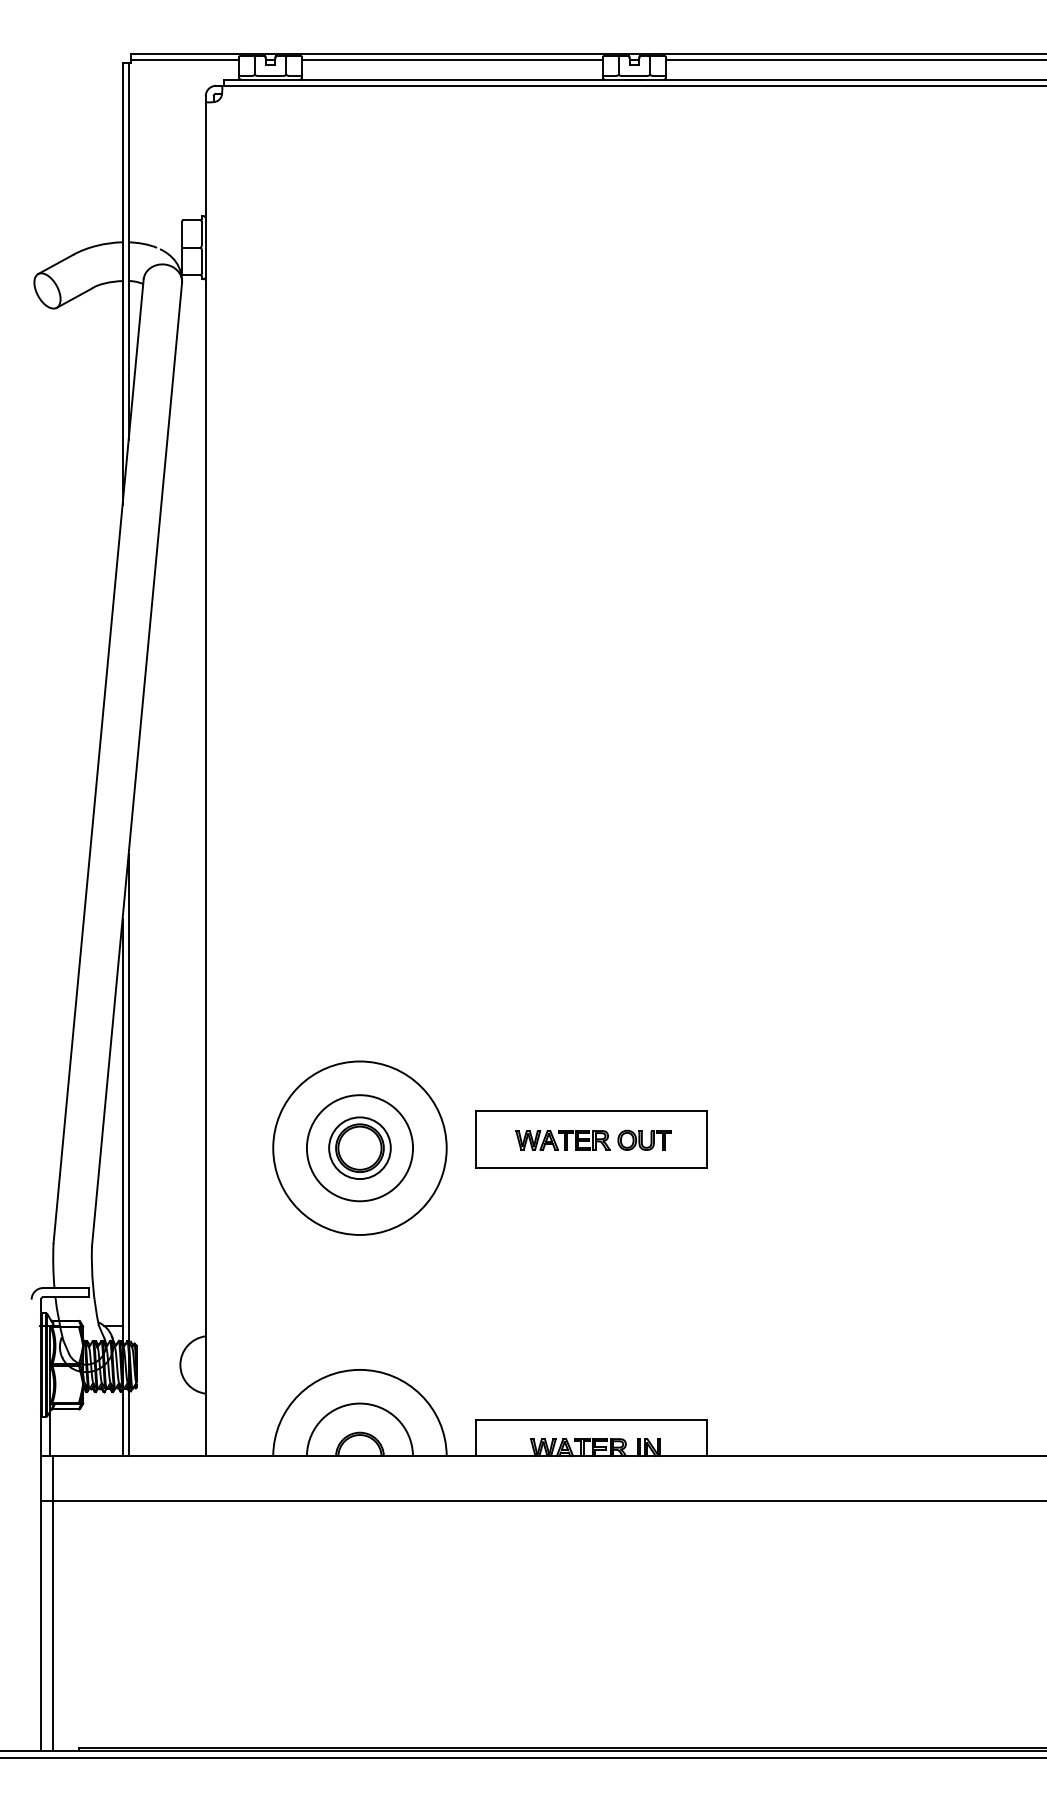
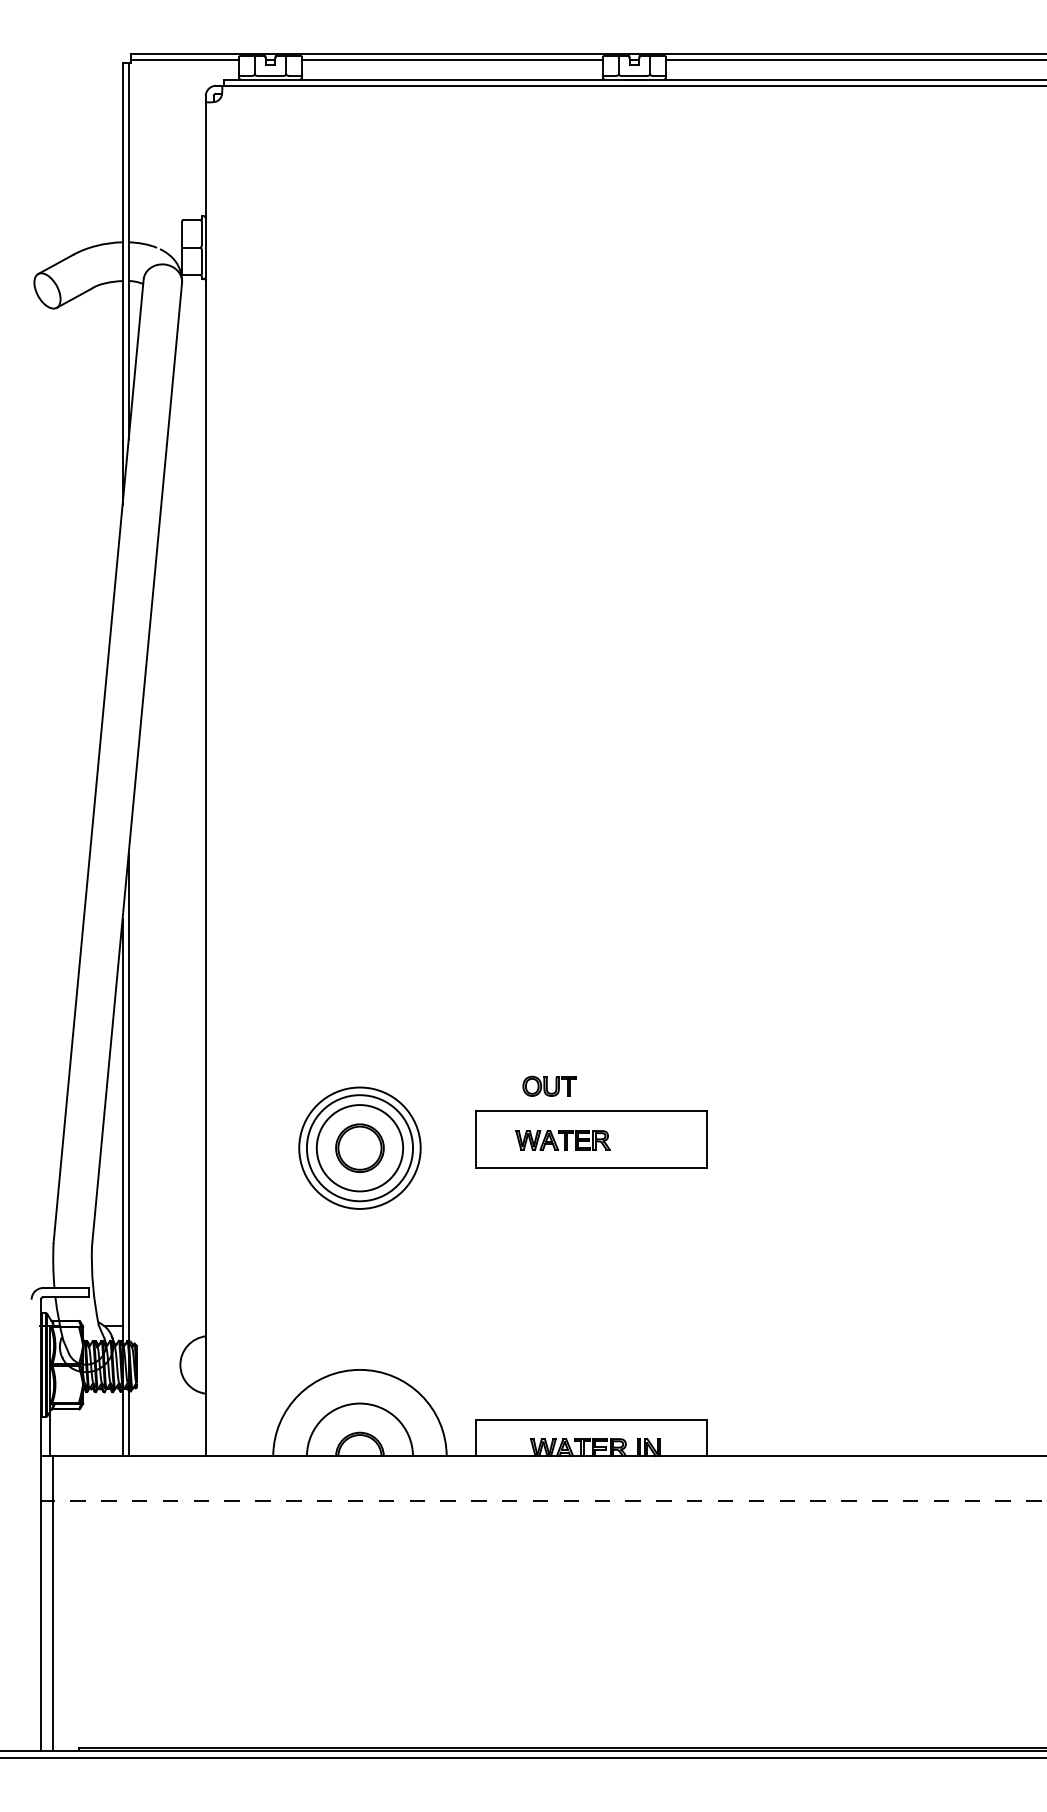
part position: (644, 1139) -> (549, 1085) (549, 1085)
circle diameter: 173 px -> 121 px (359, 1147)
circle diameter: 62 px -> 86 px (359, 1148)
line: solid -> dashed (549, 1500)
